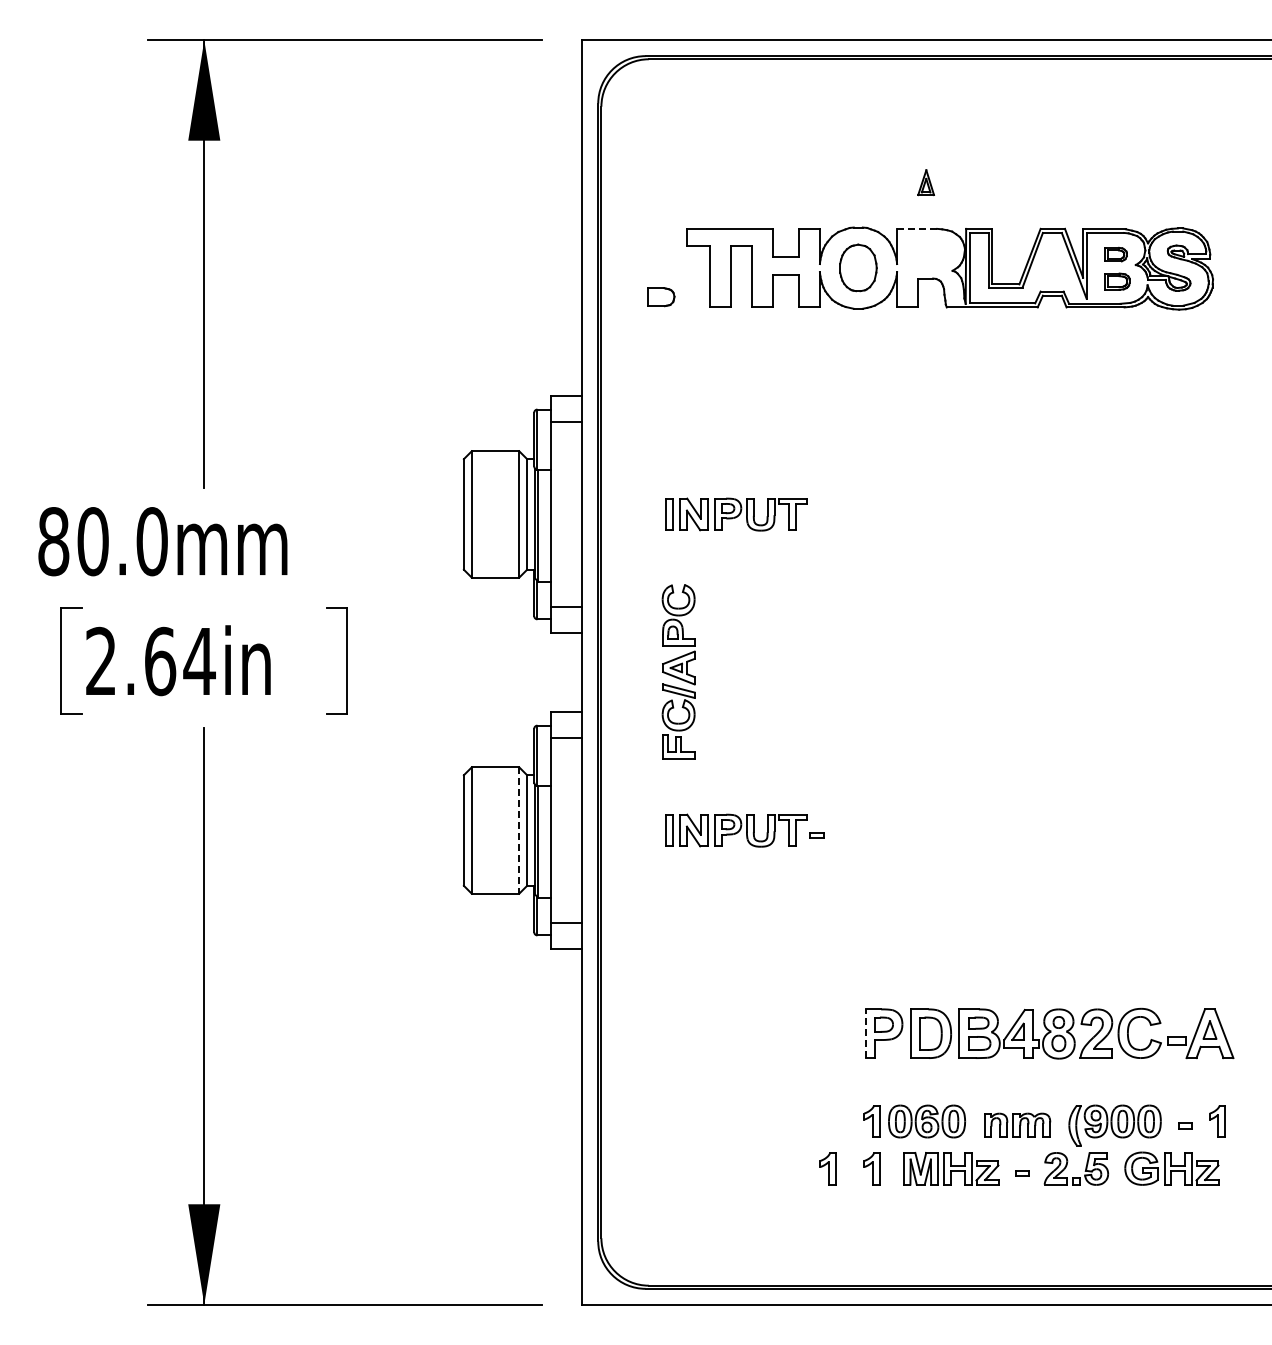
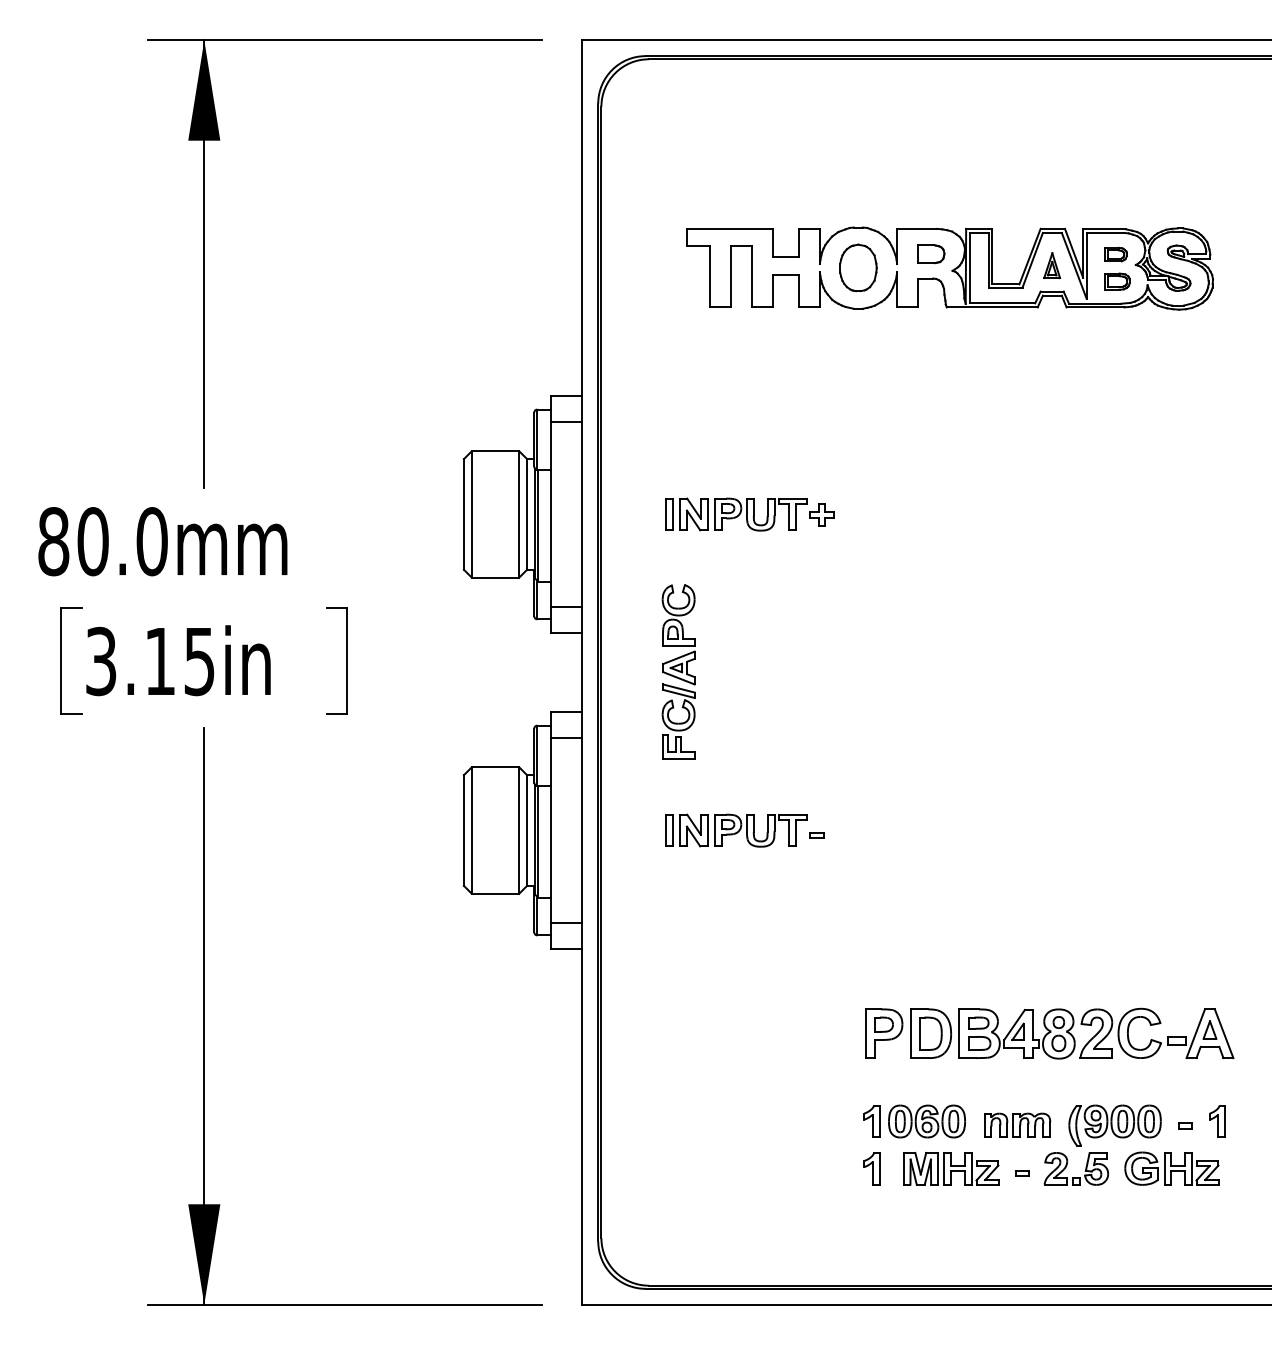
part position: (925, 182) -> (1051, 265) (1051, 265)
line: dashed -> solid (917, 228)
part position: (661, 297) -> (931, 254) (931, 254)
part: none -> present (821, 514)
text: 2.64in -> 3.15in (150, 661)
line: dashed -> solid (519, 831)
line: dashed -> solid (865, 1033)
part: present -> none (827, 1168)
